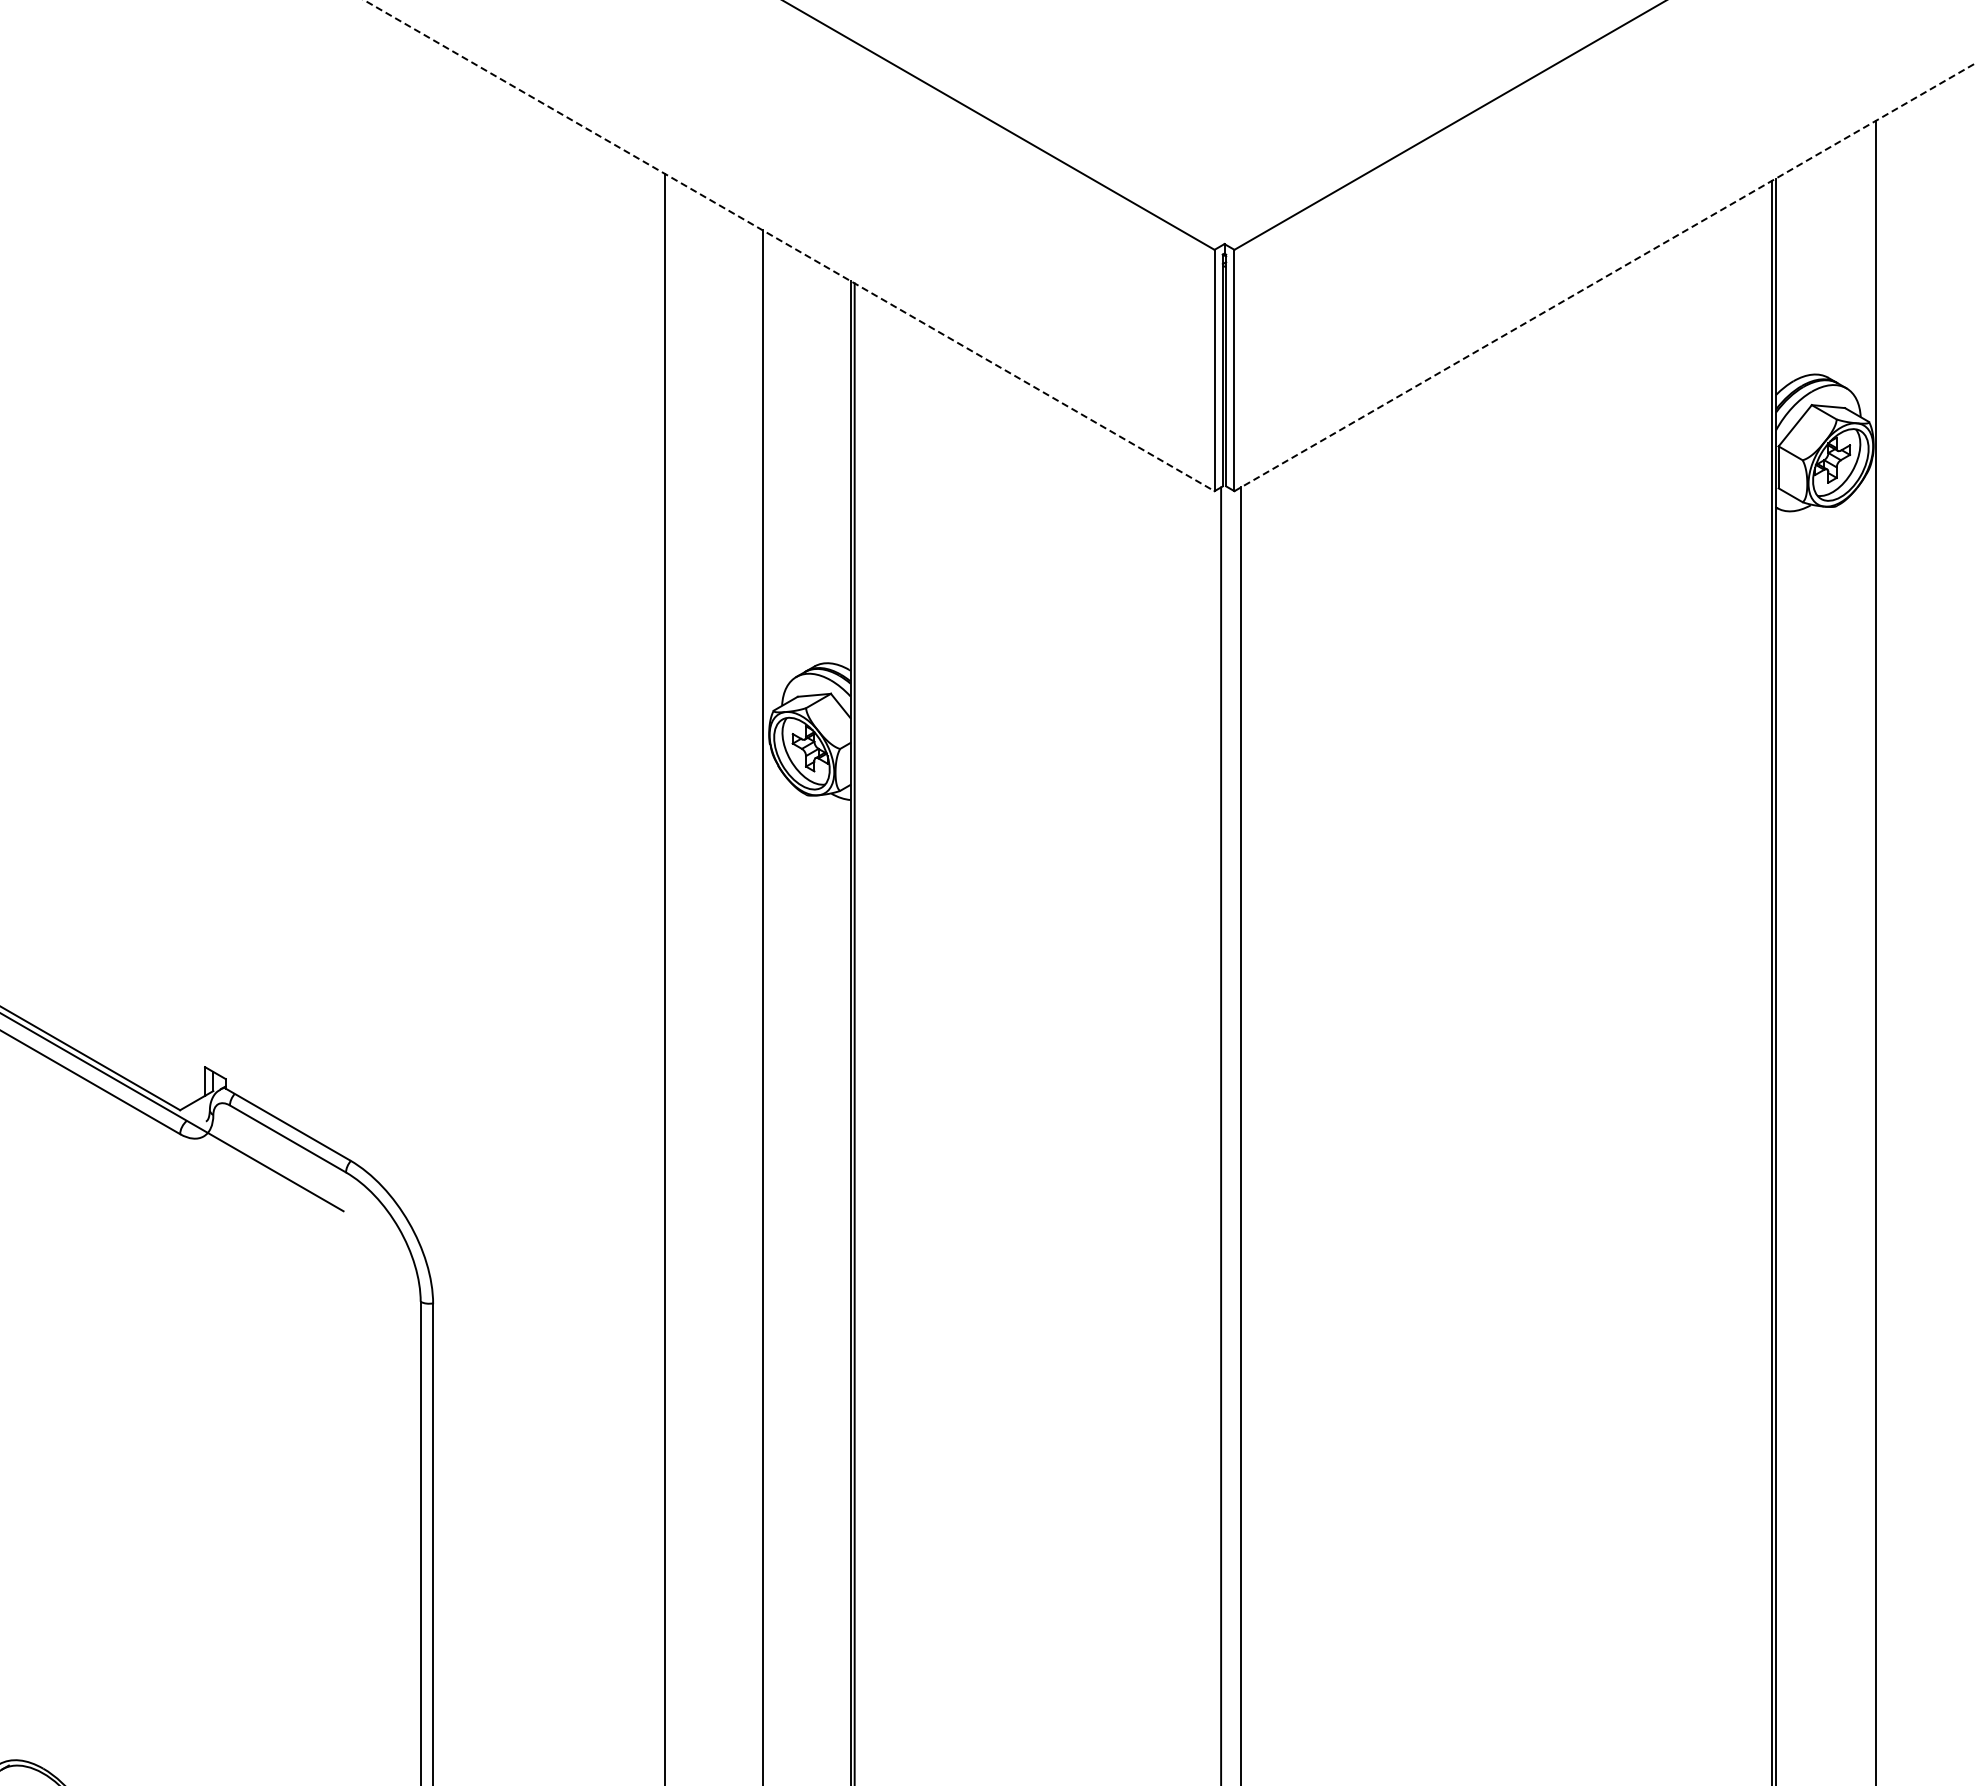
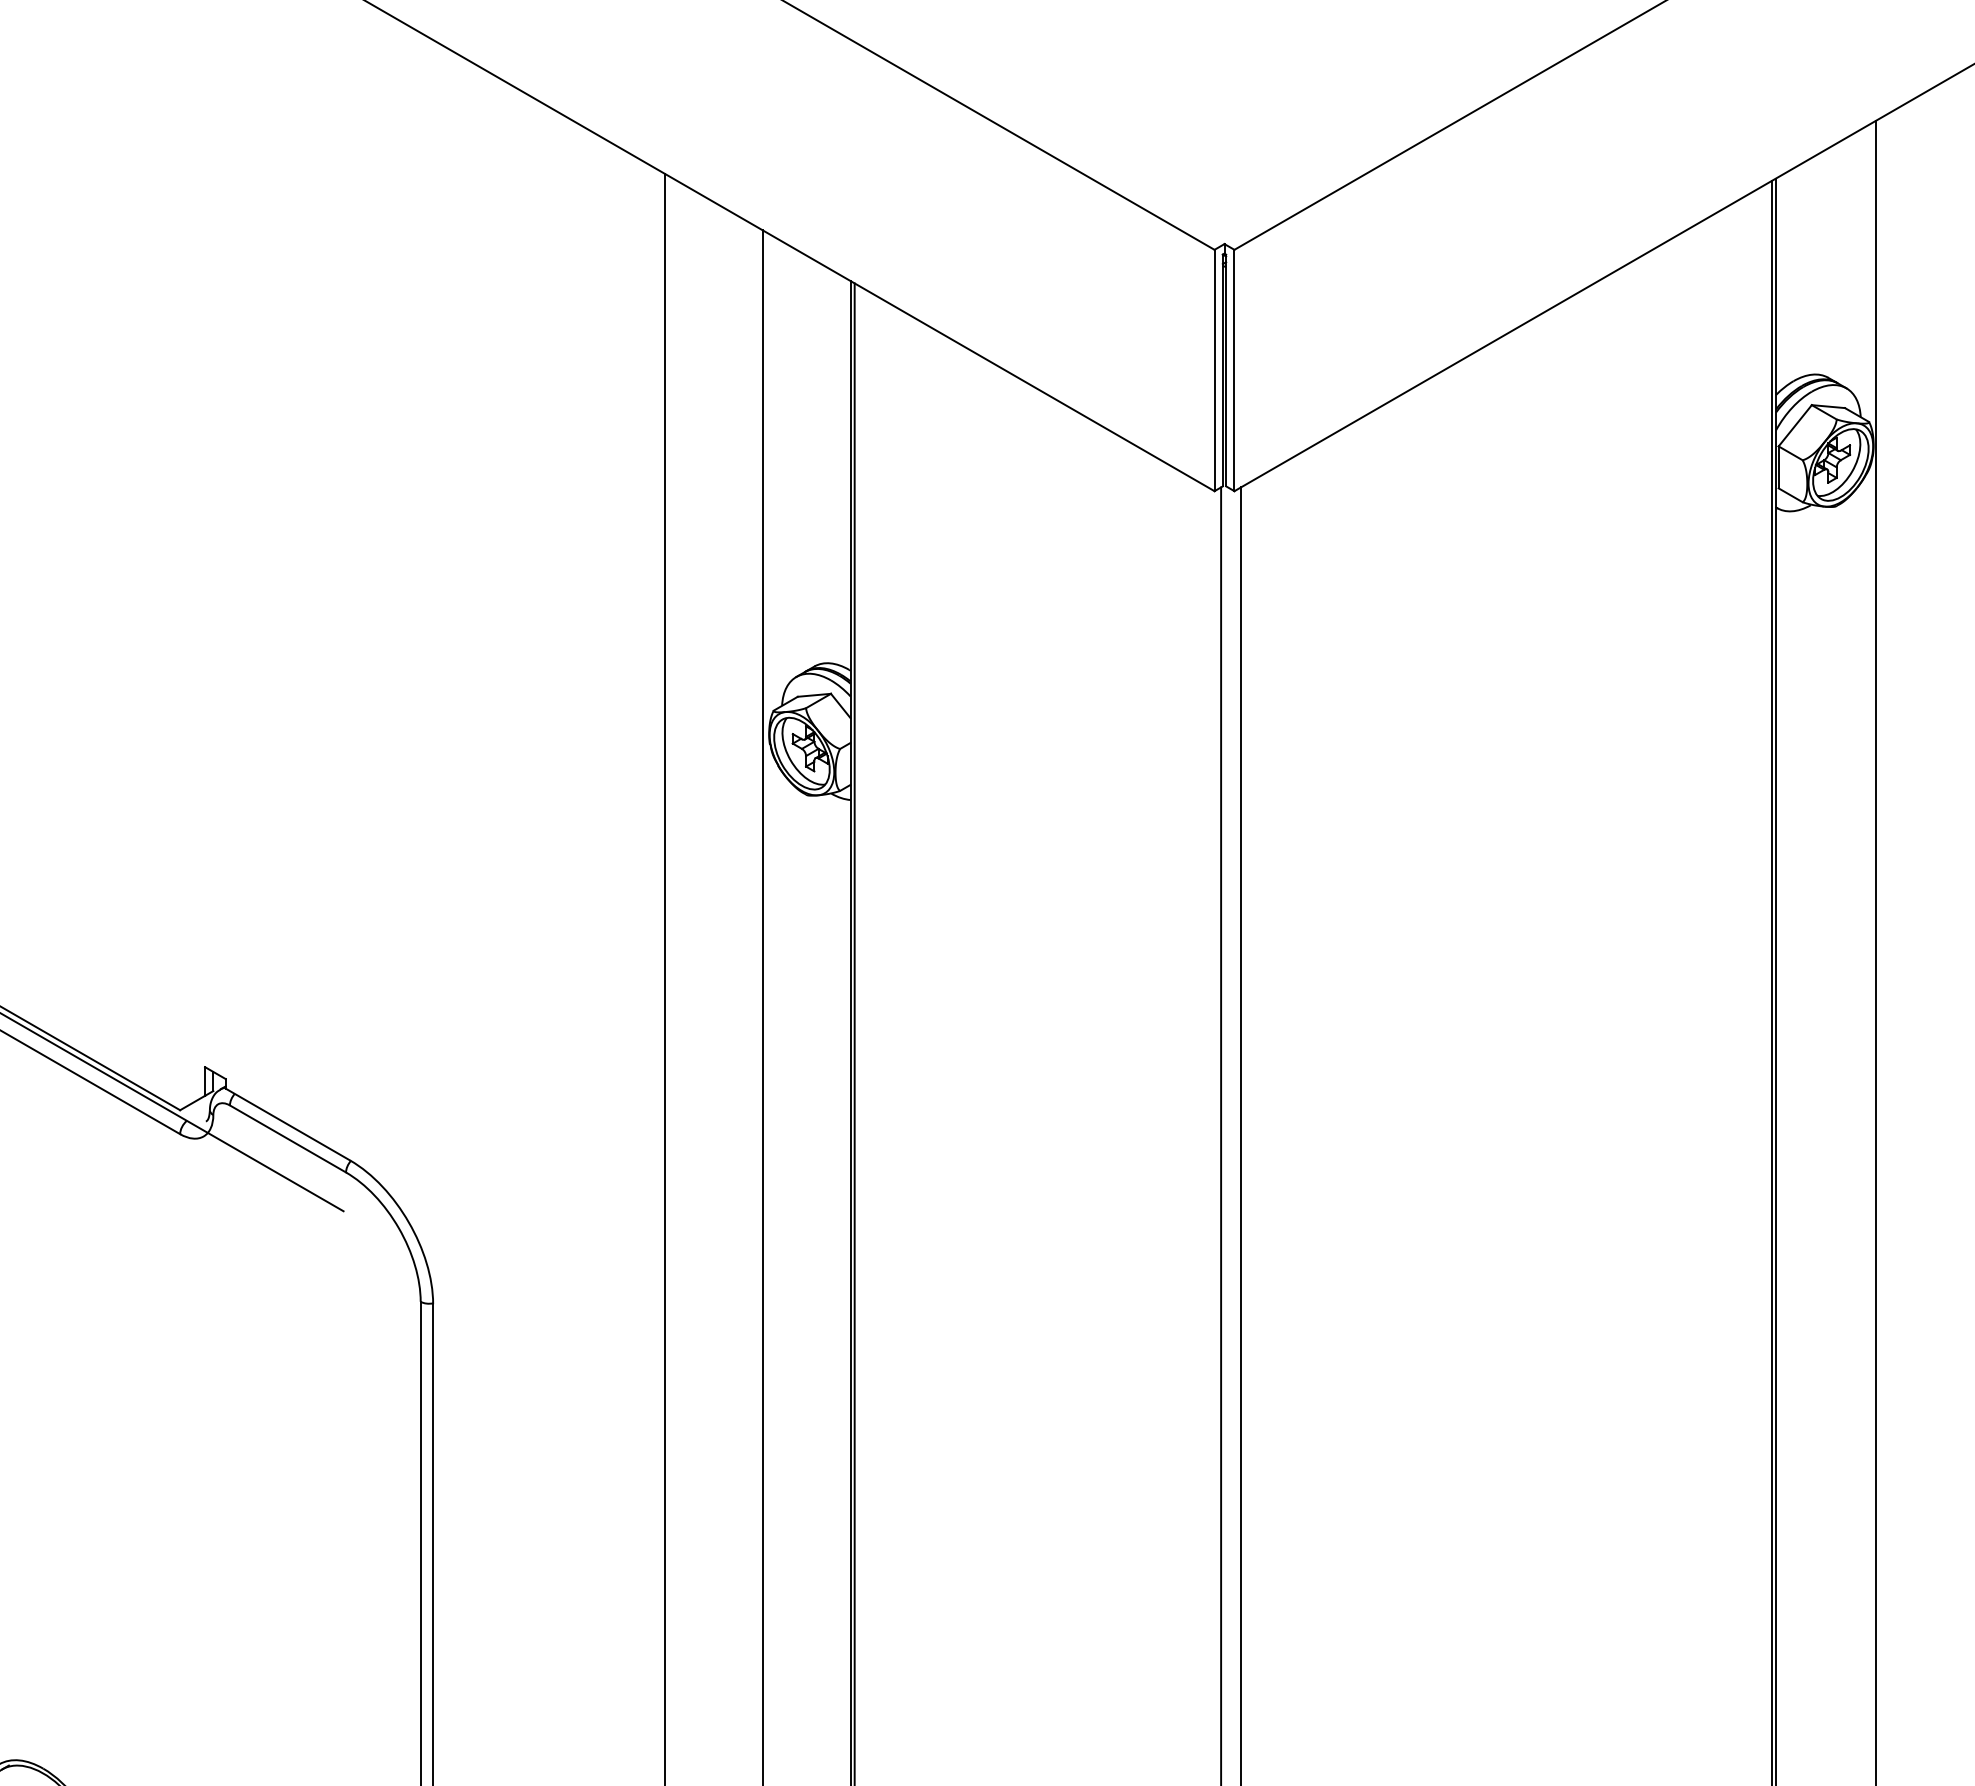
line: dashed -> solid (789, 245)
line: dashed -> solid (1605, 277)
